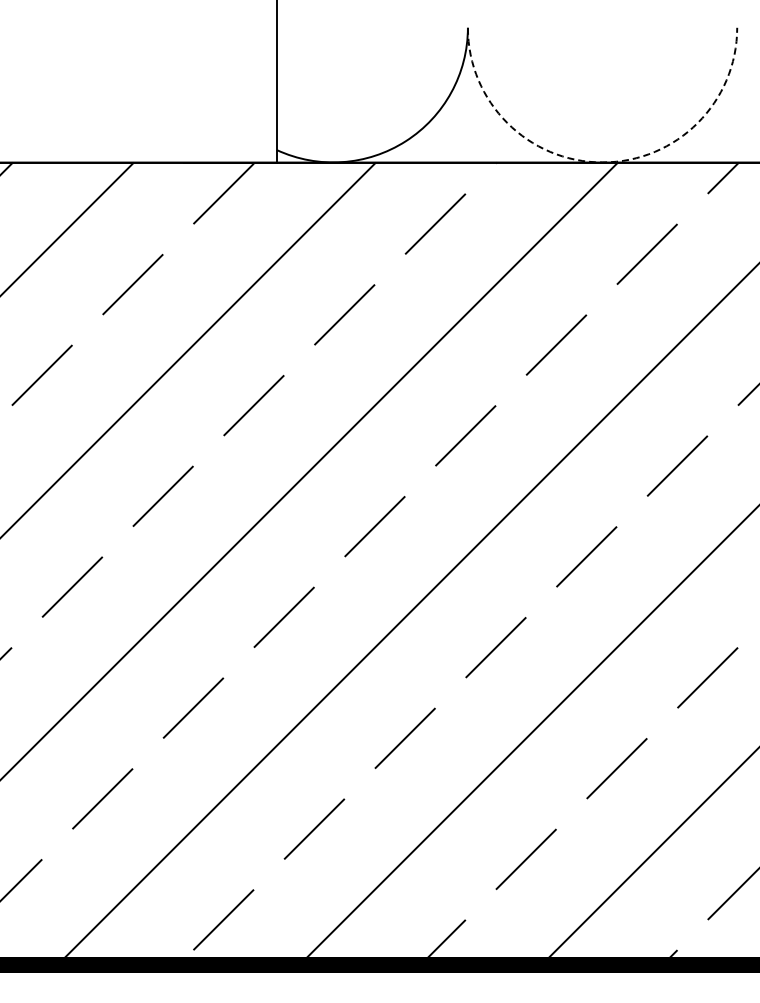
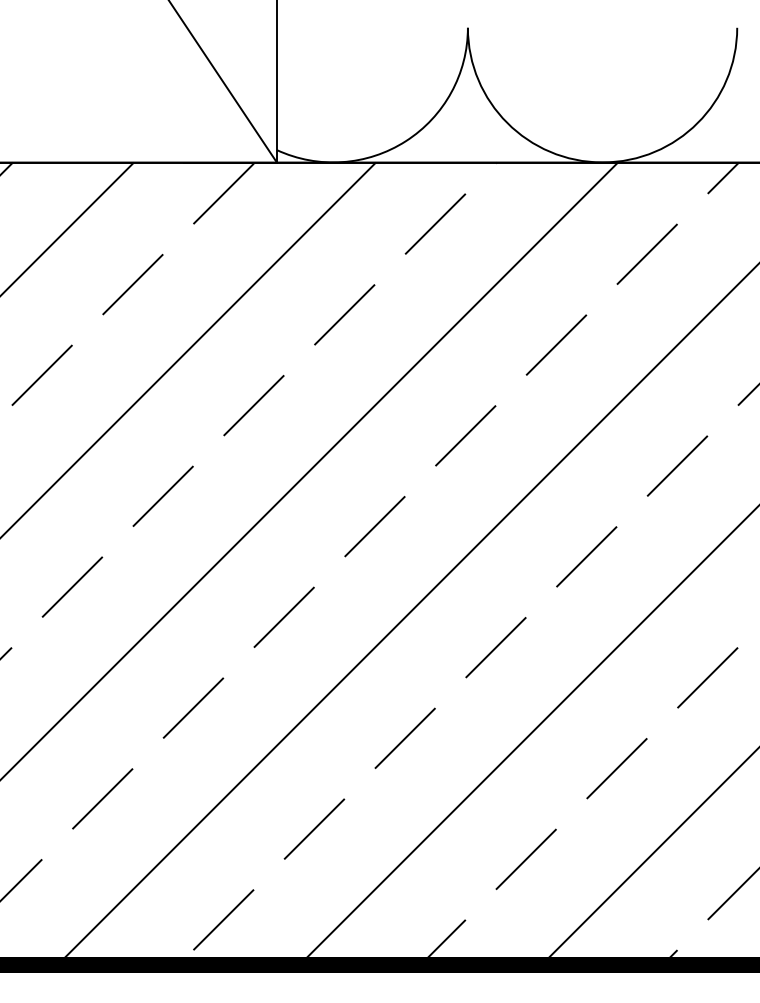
line: none -> present (223, 82)
arc: dashed -> solid (602, 162)
